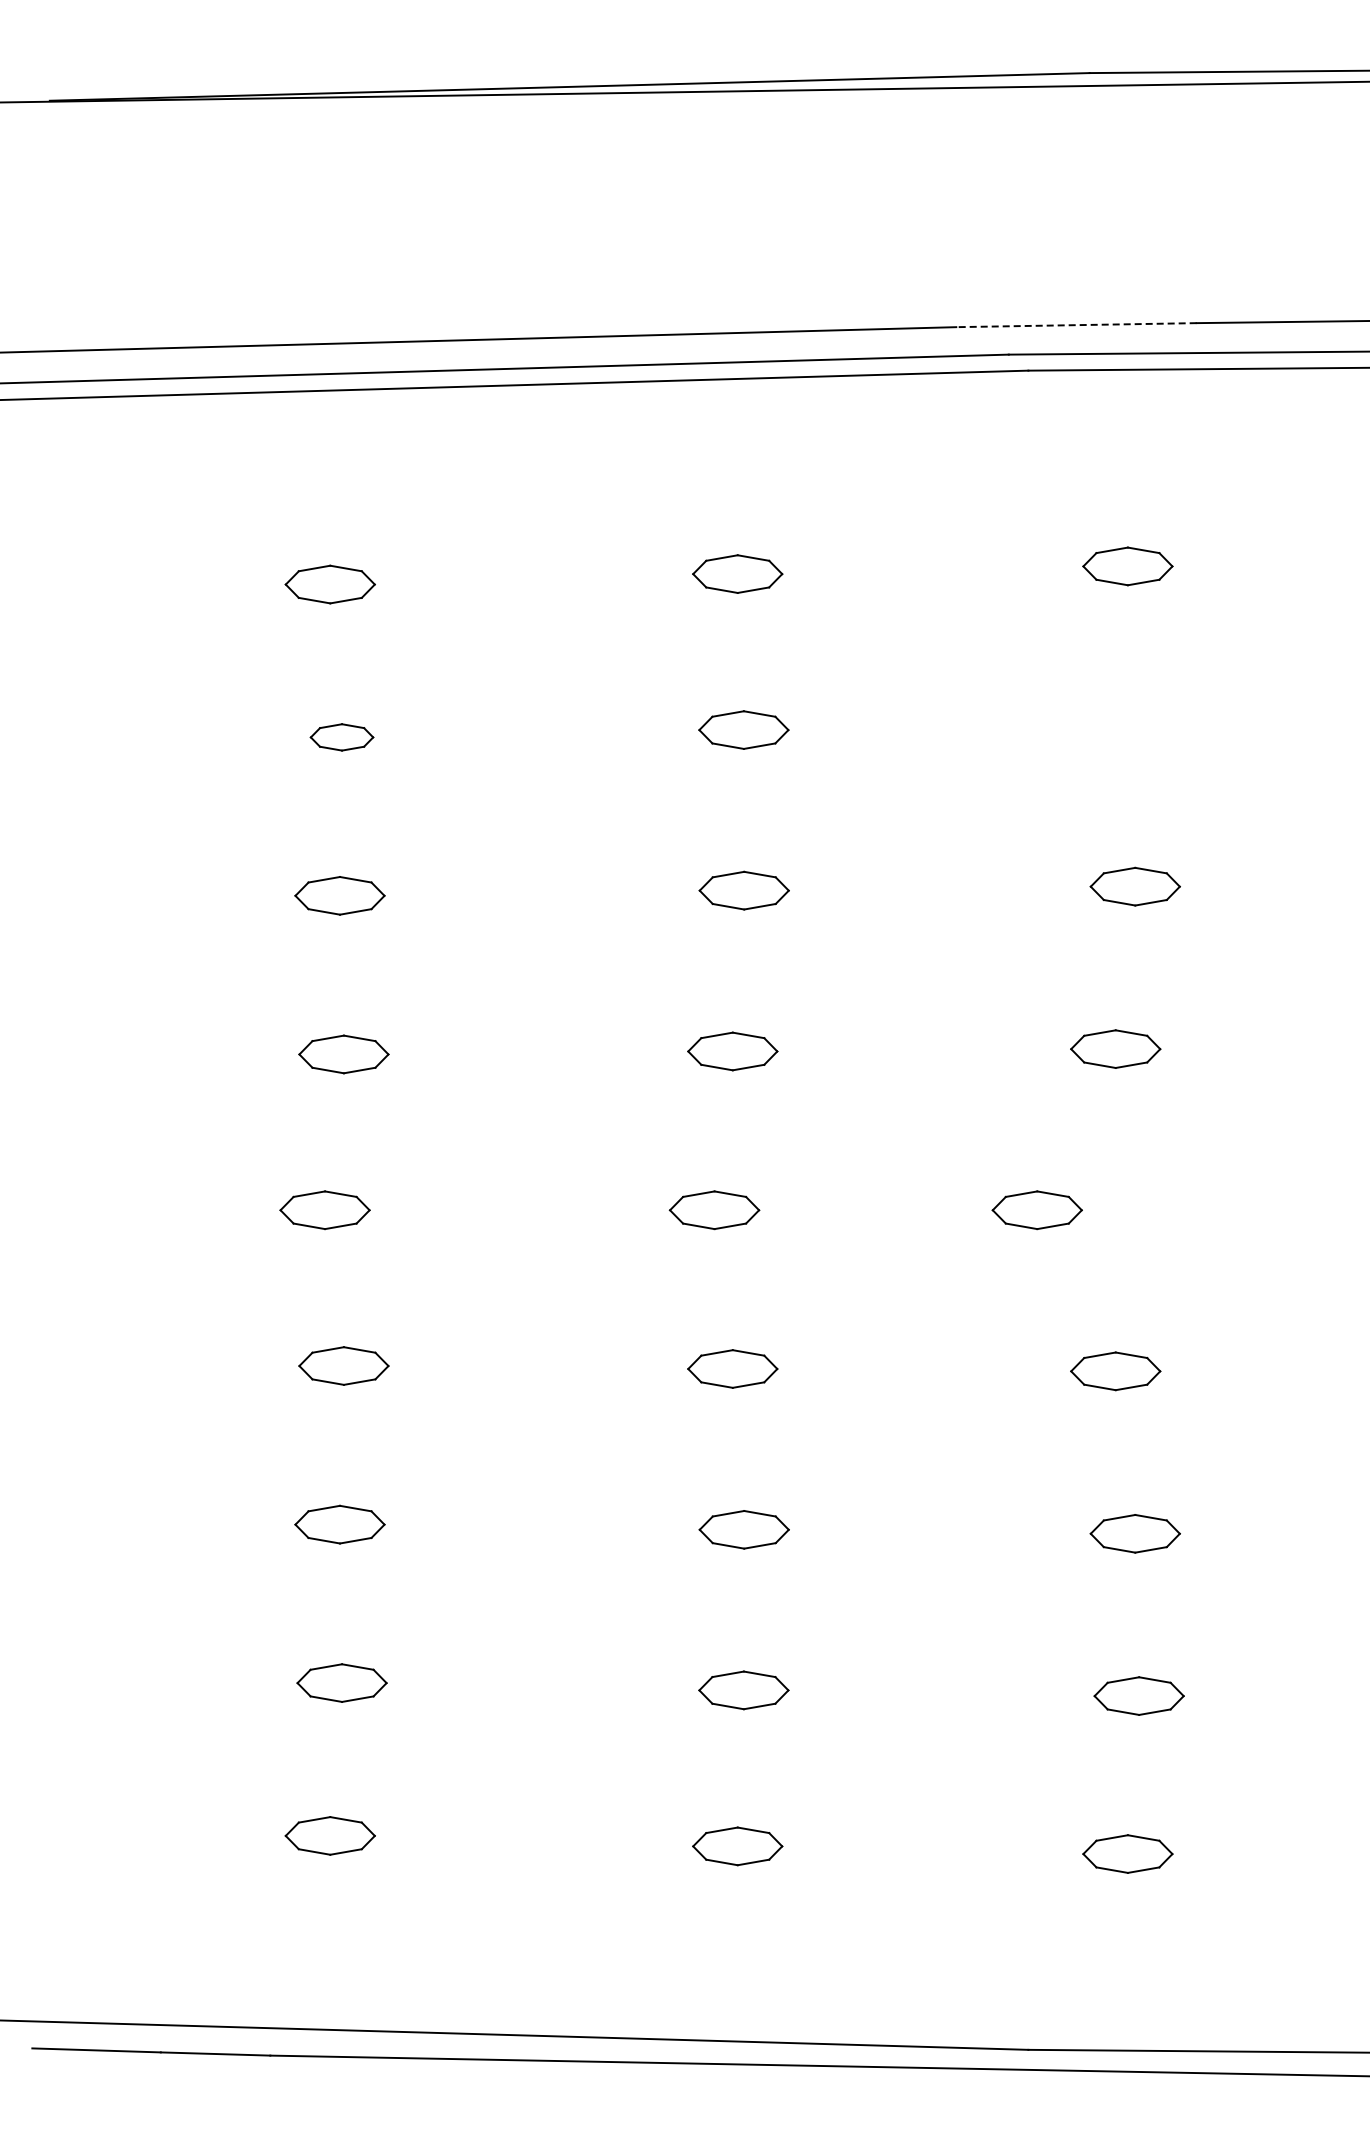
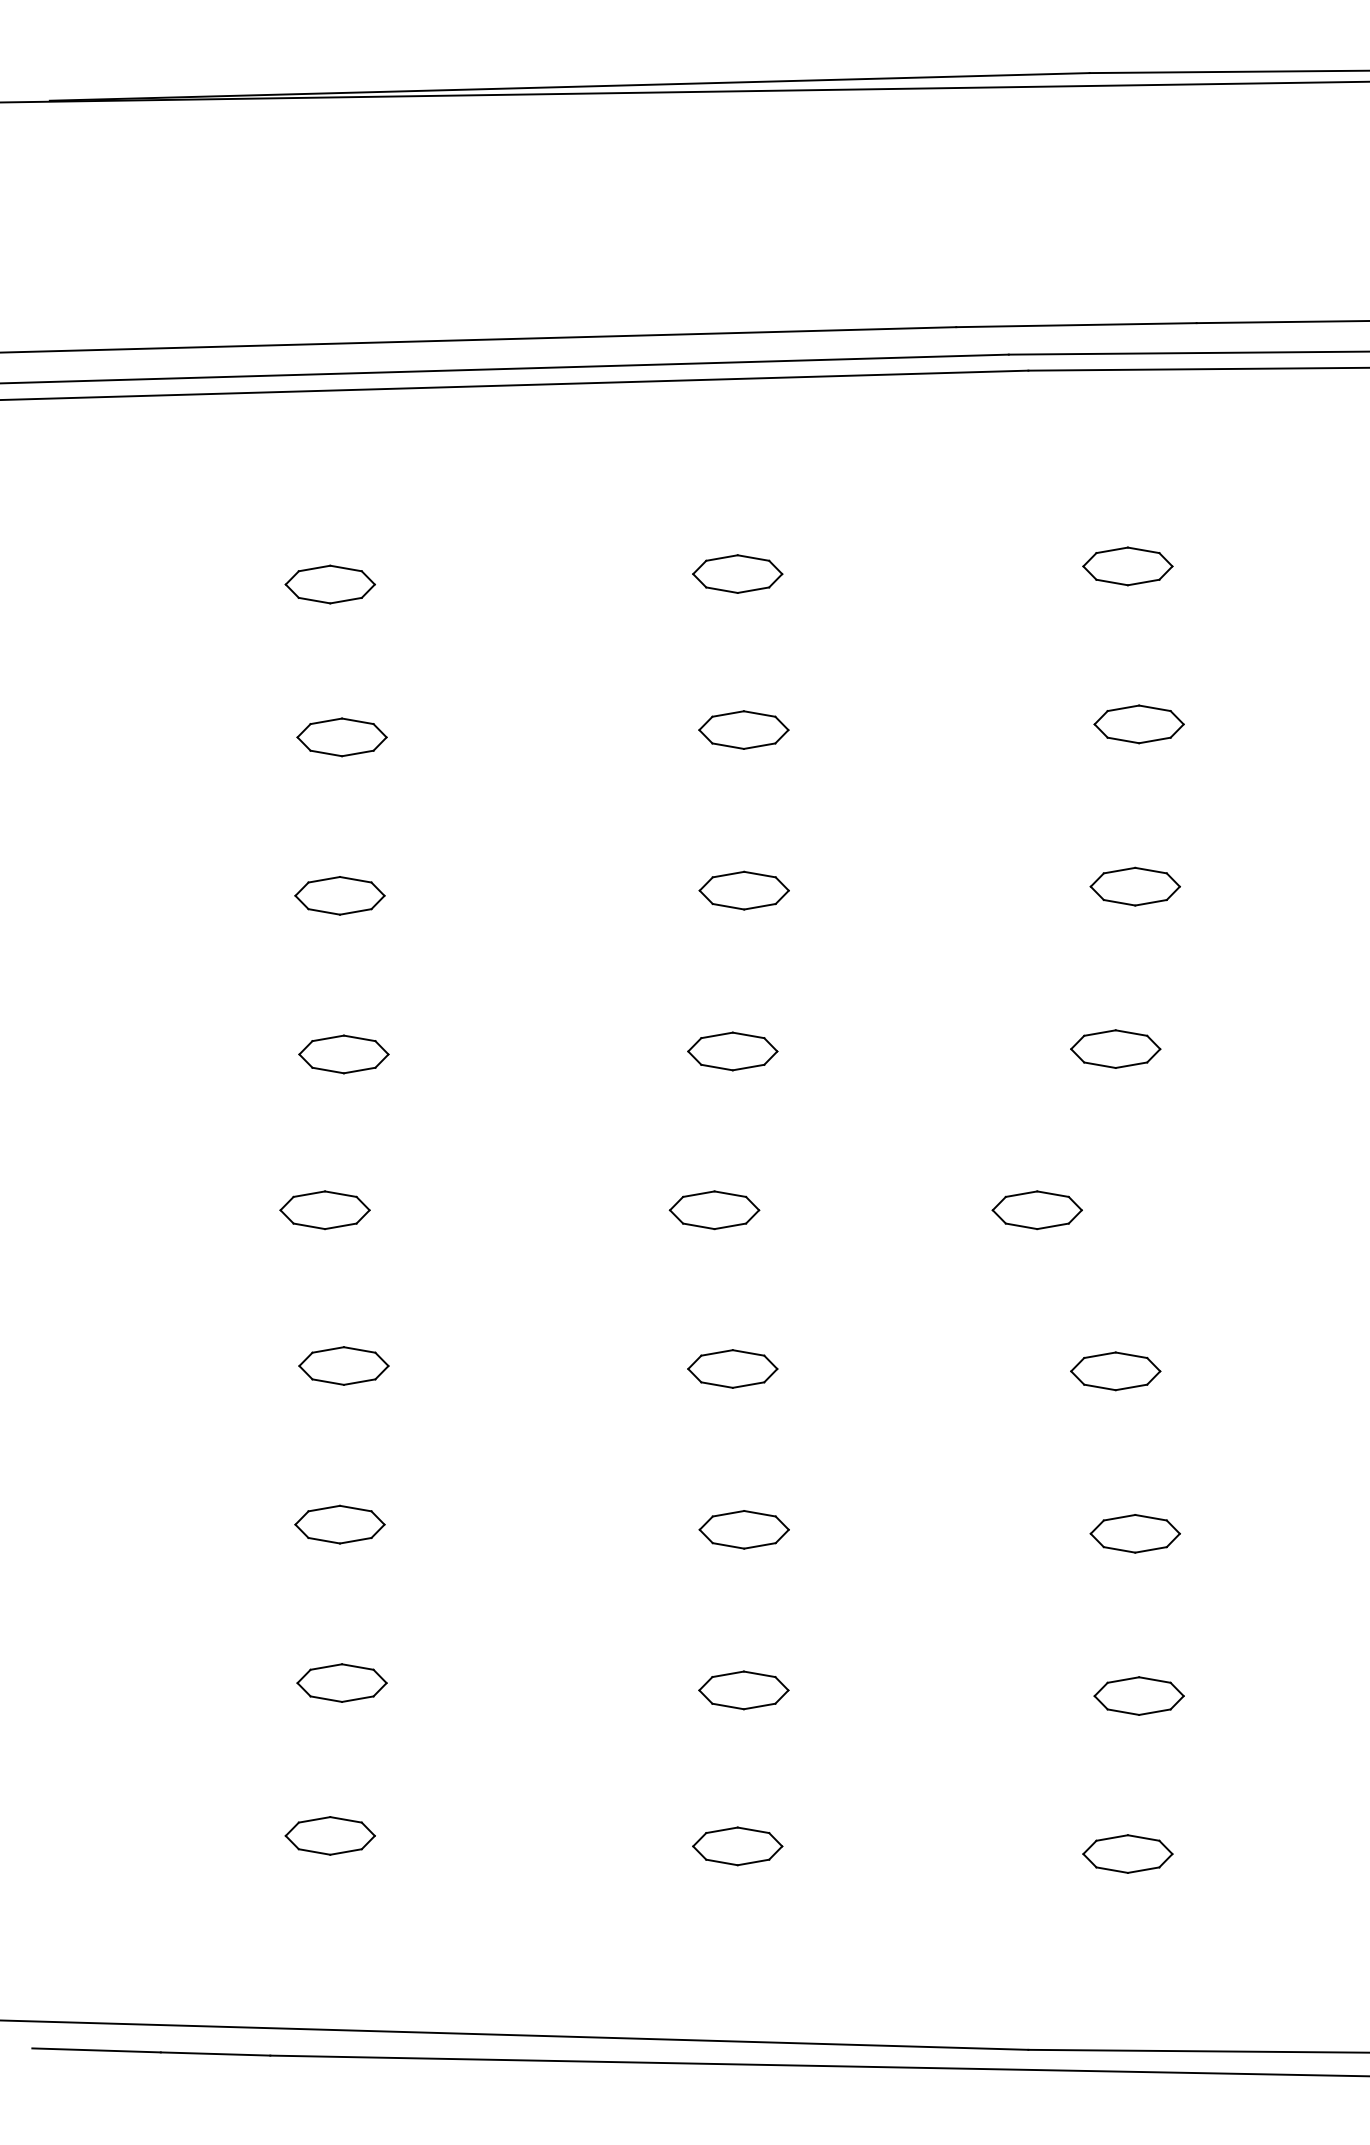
line: dashed -> solid (1075, 325)
part: none -> present (1138, 724)
part size: 66x29 px -> 92x41 px (341, 737)
